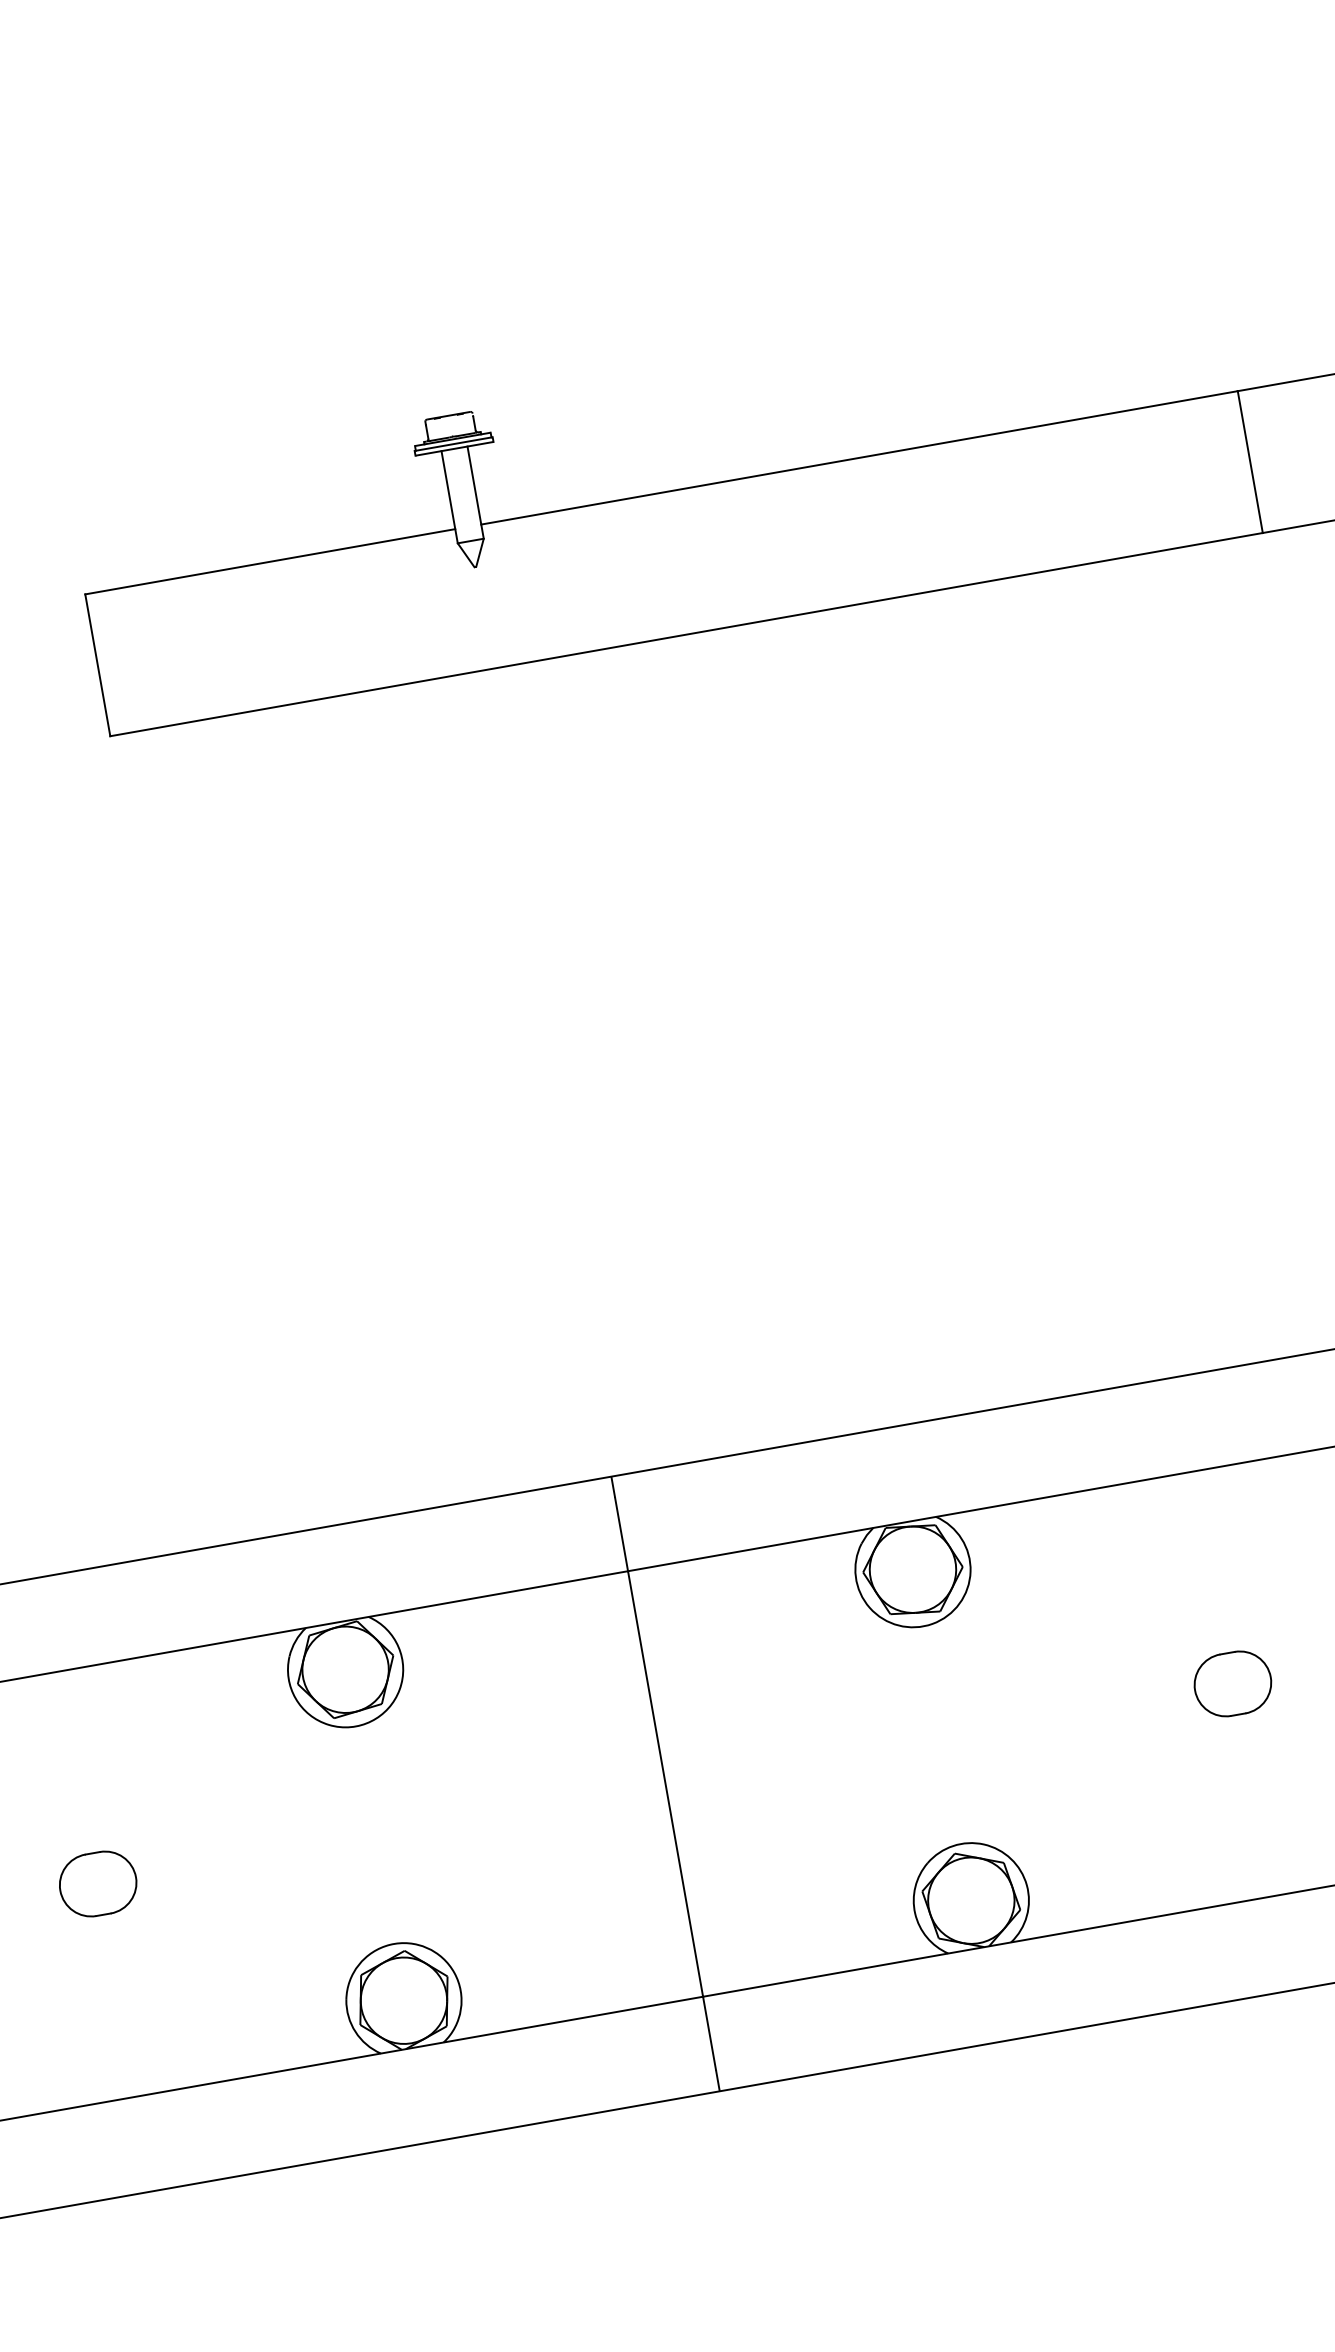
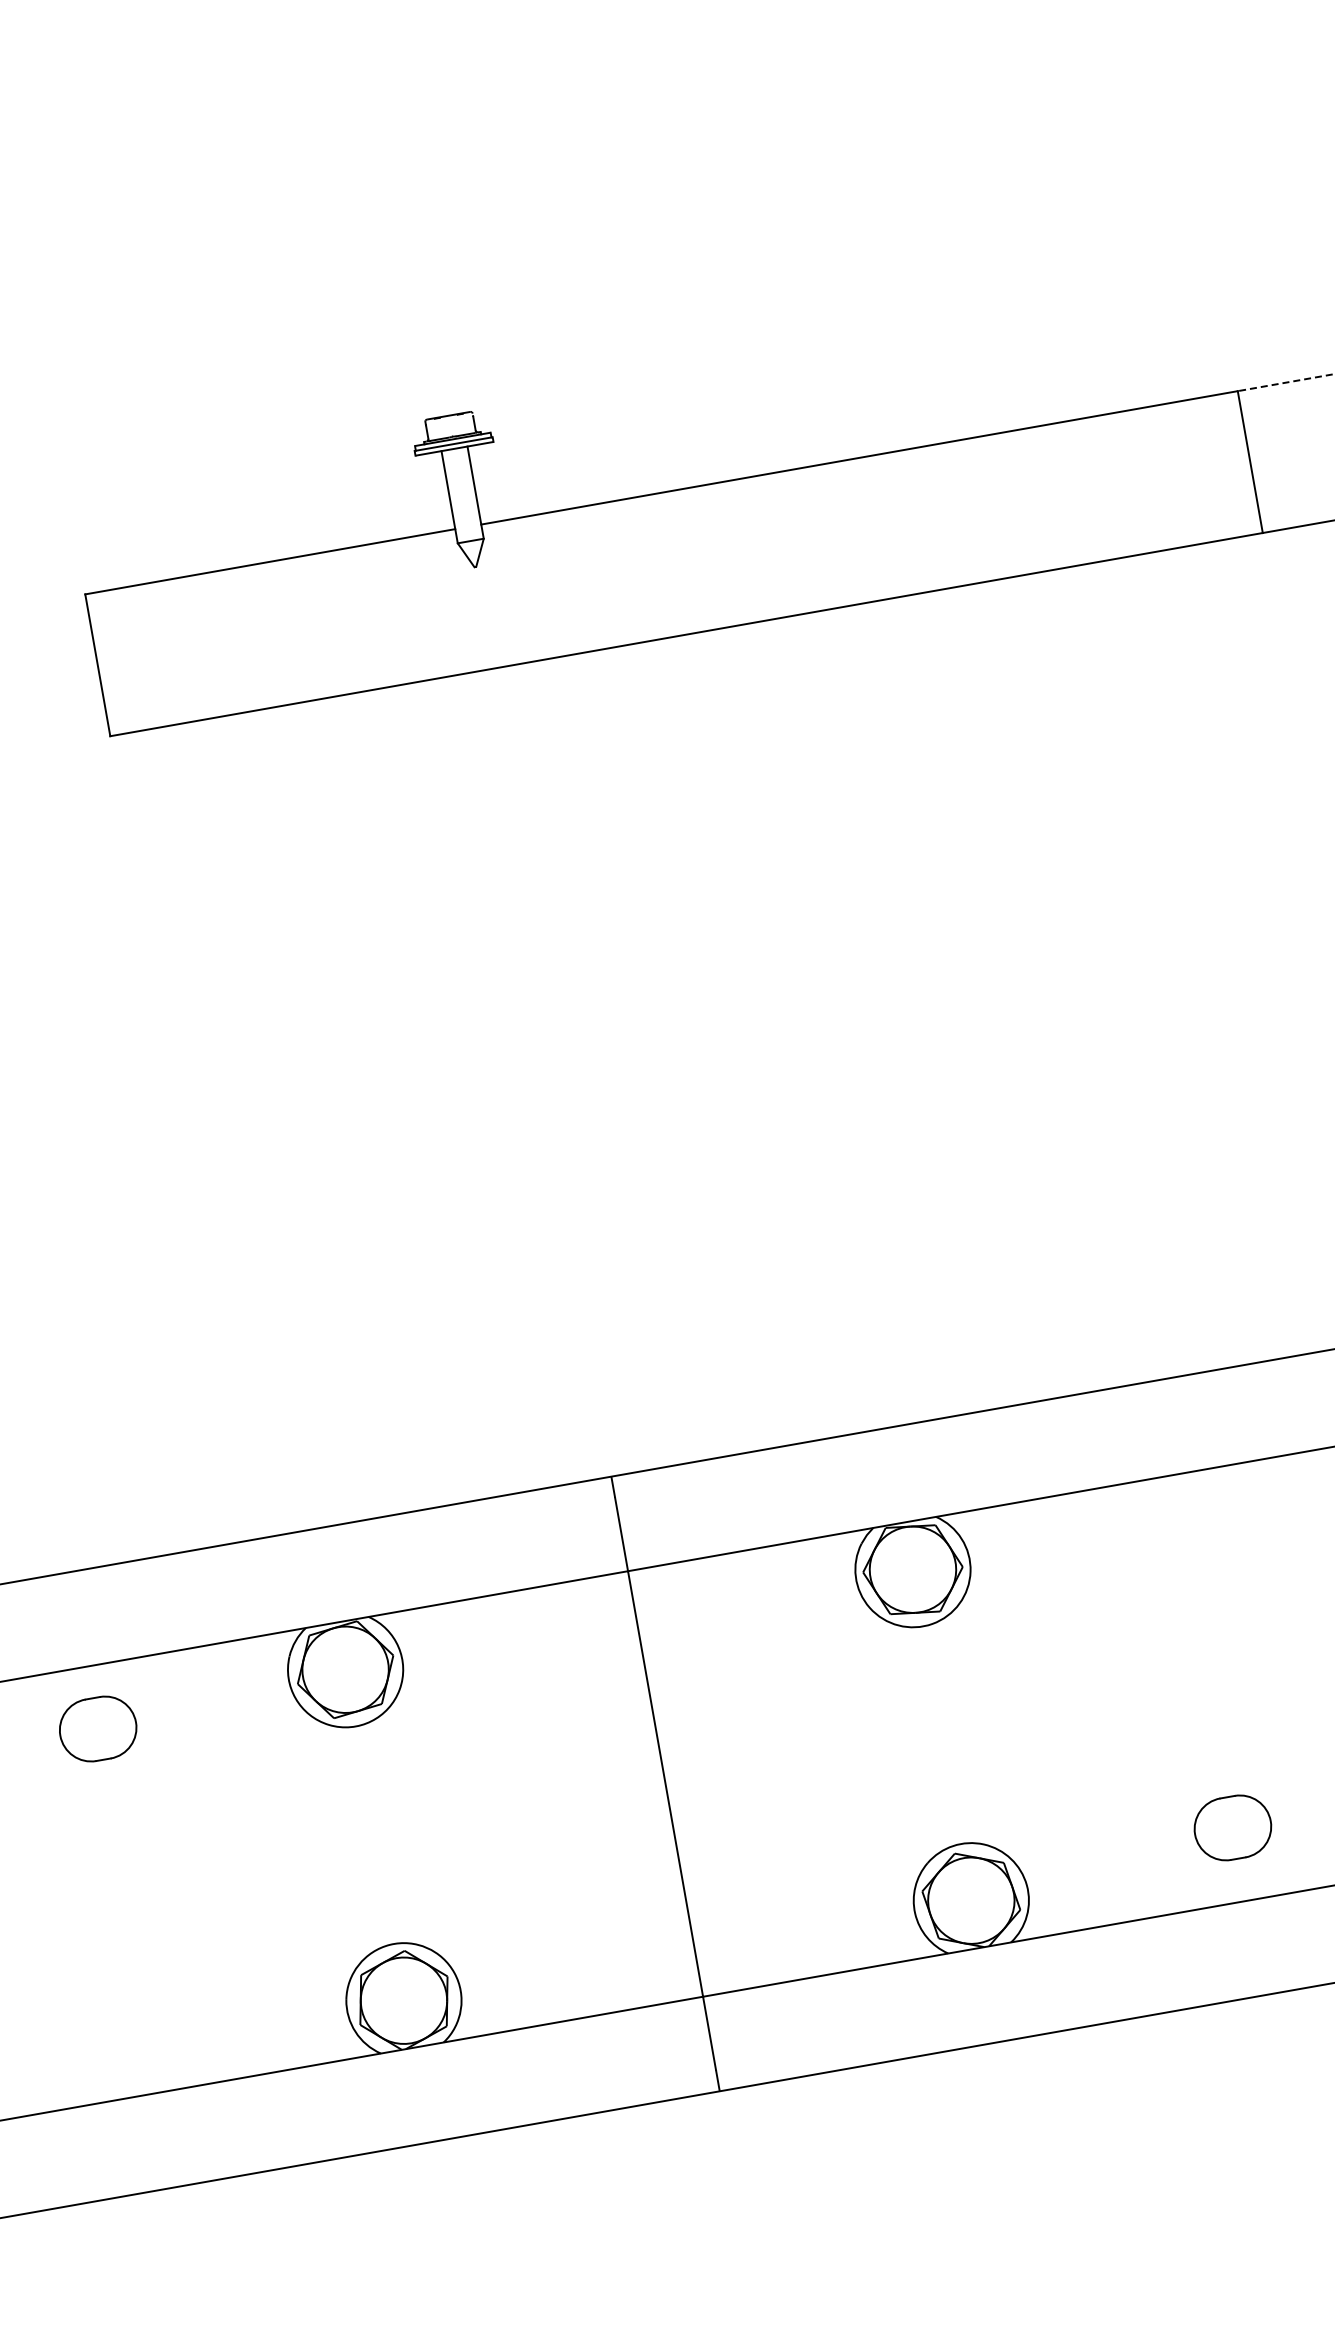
line: solid -> dashed (1285, 382)
part position: (1232, 1683) -> (1232, 1827) (1232, 1827)
part position: (98, 1883) -> (98, 1728) (98, 1728)
